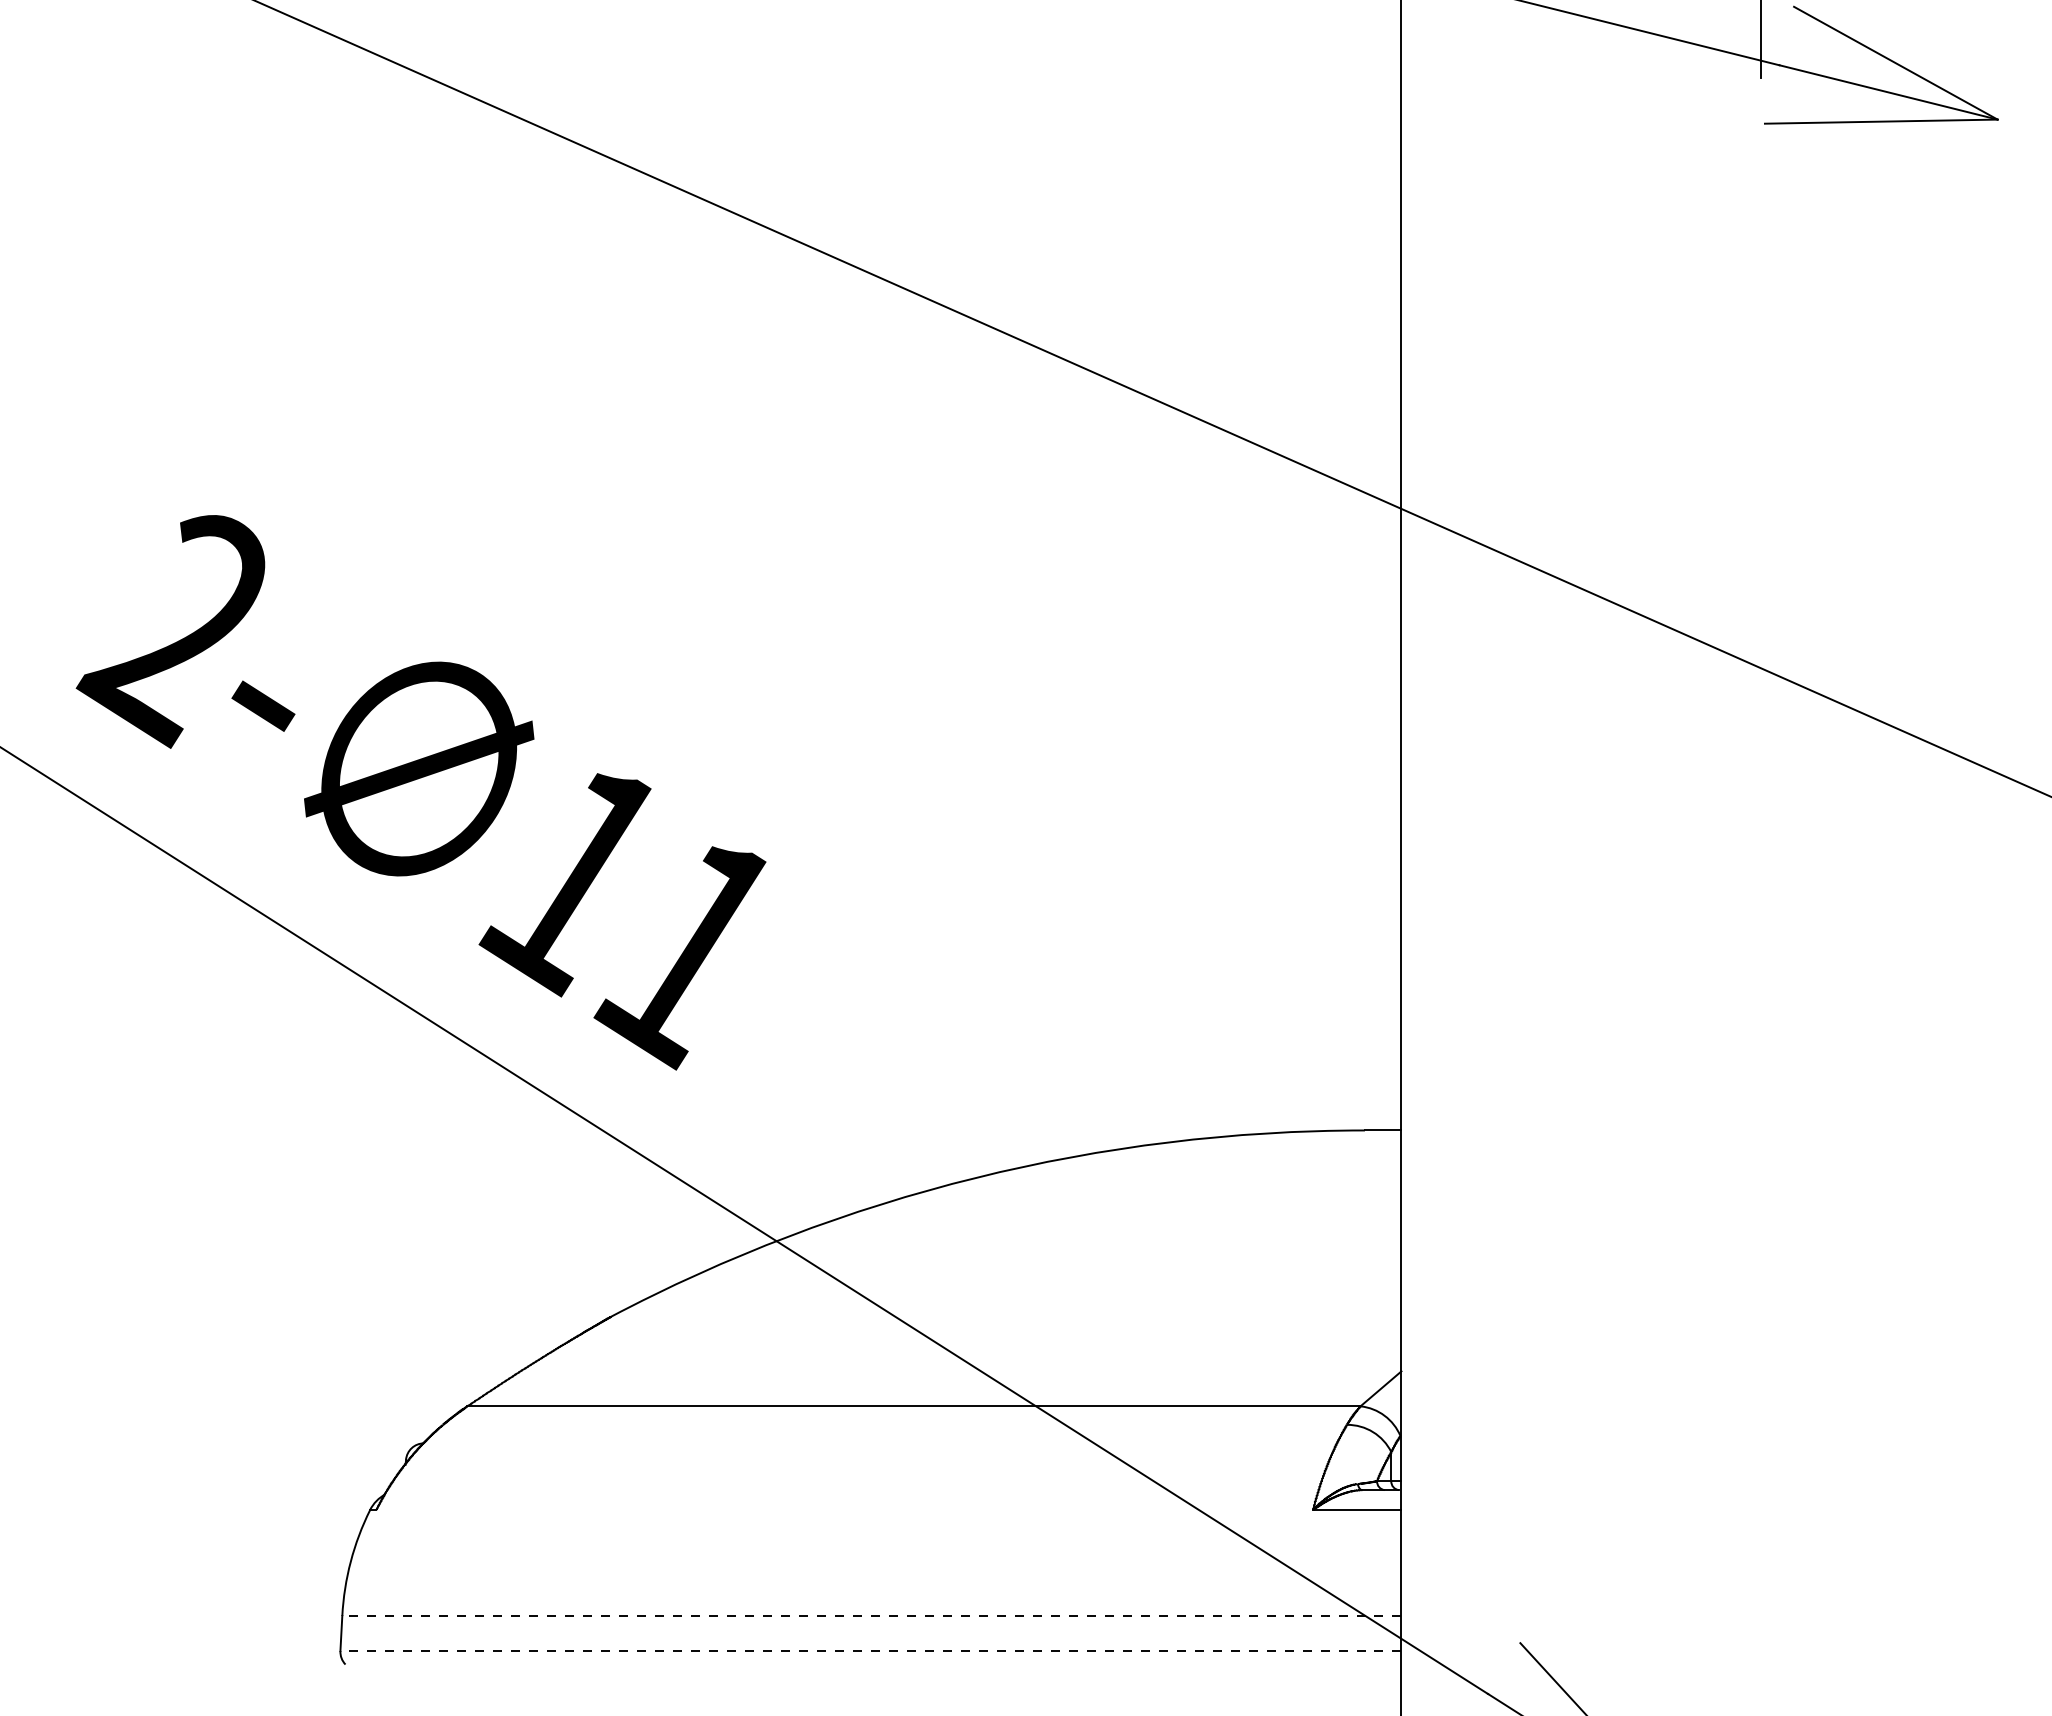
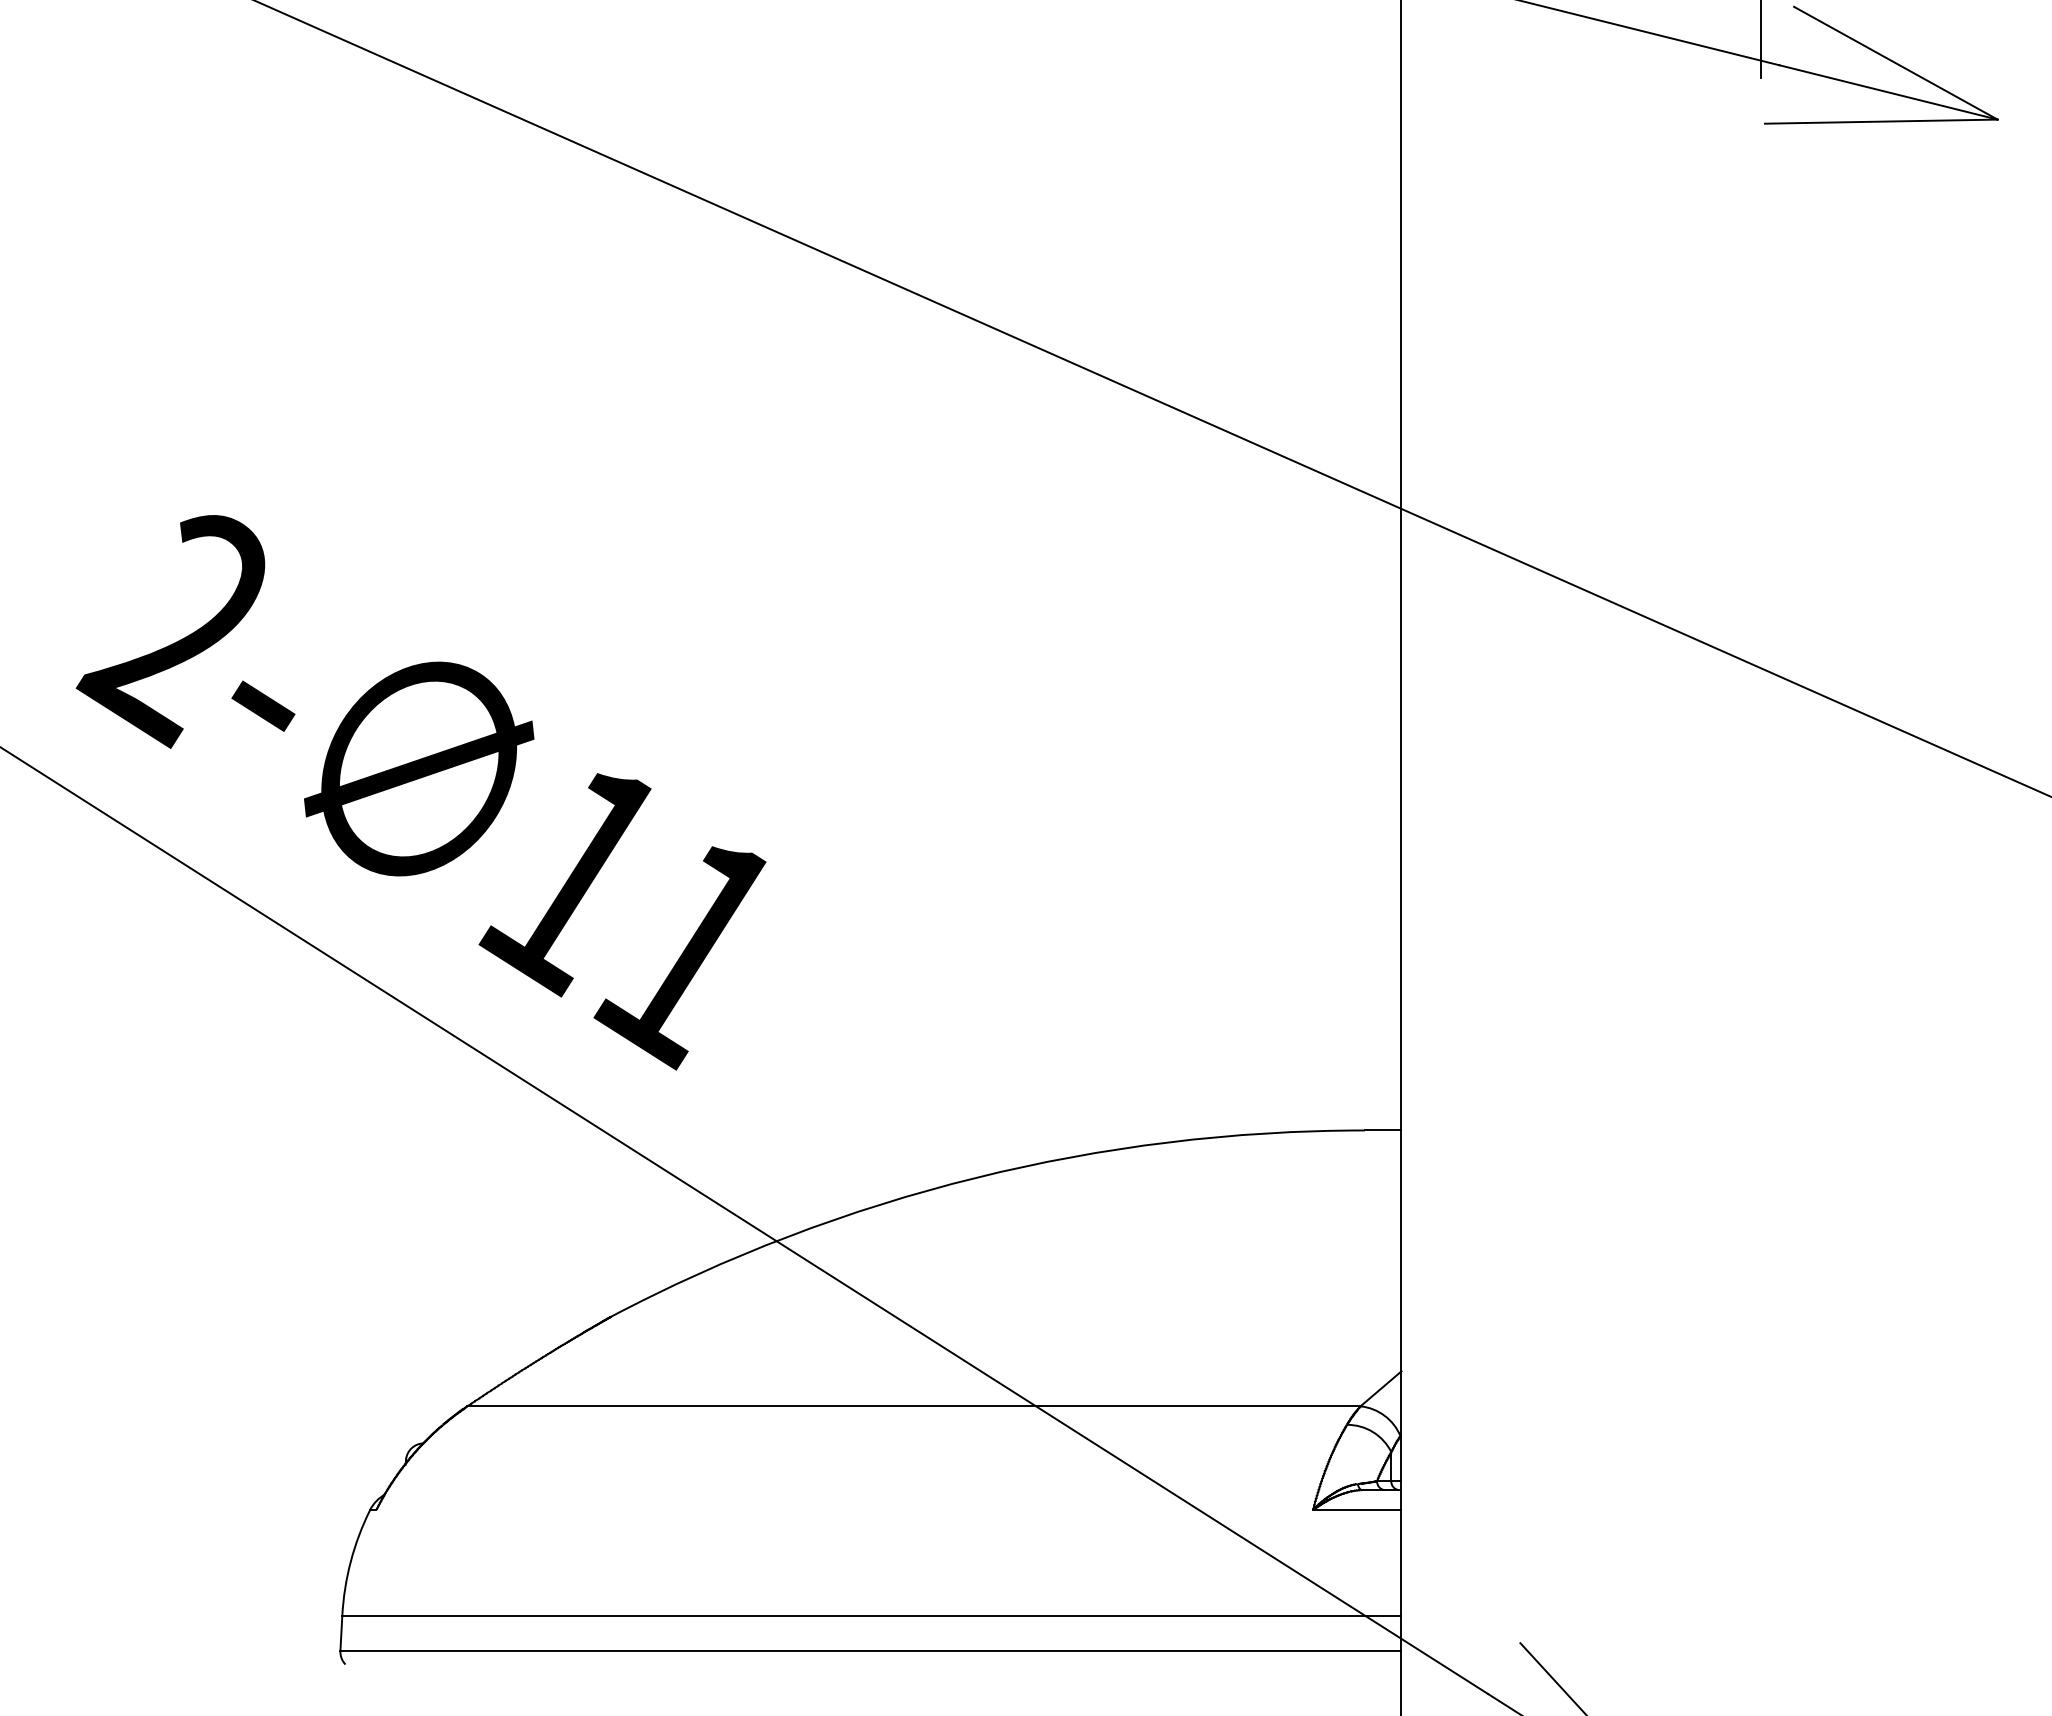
line: dashed -> solid (871, 1616)
line: dashed -> solid (870, 1651)
